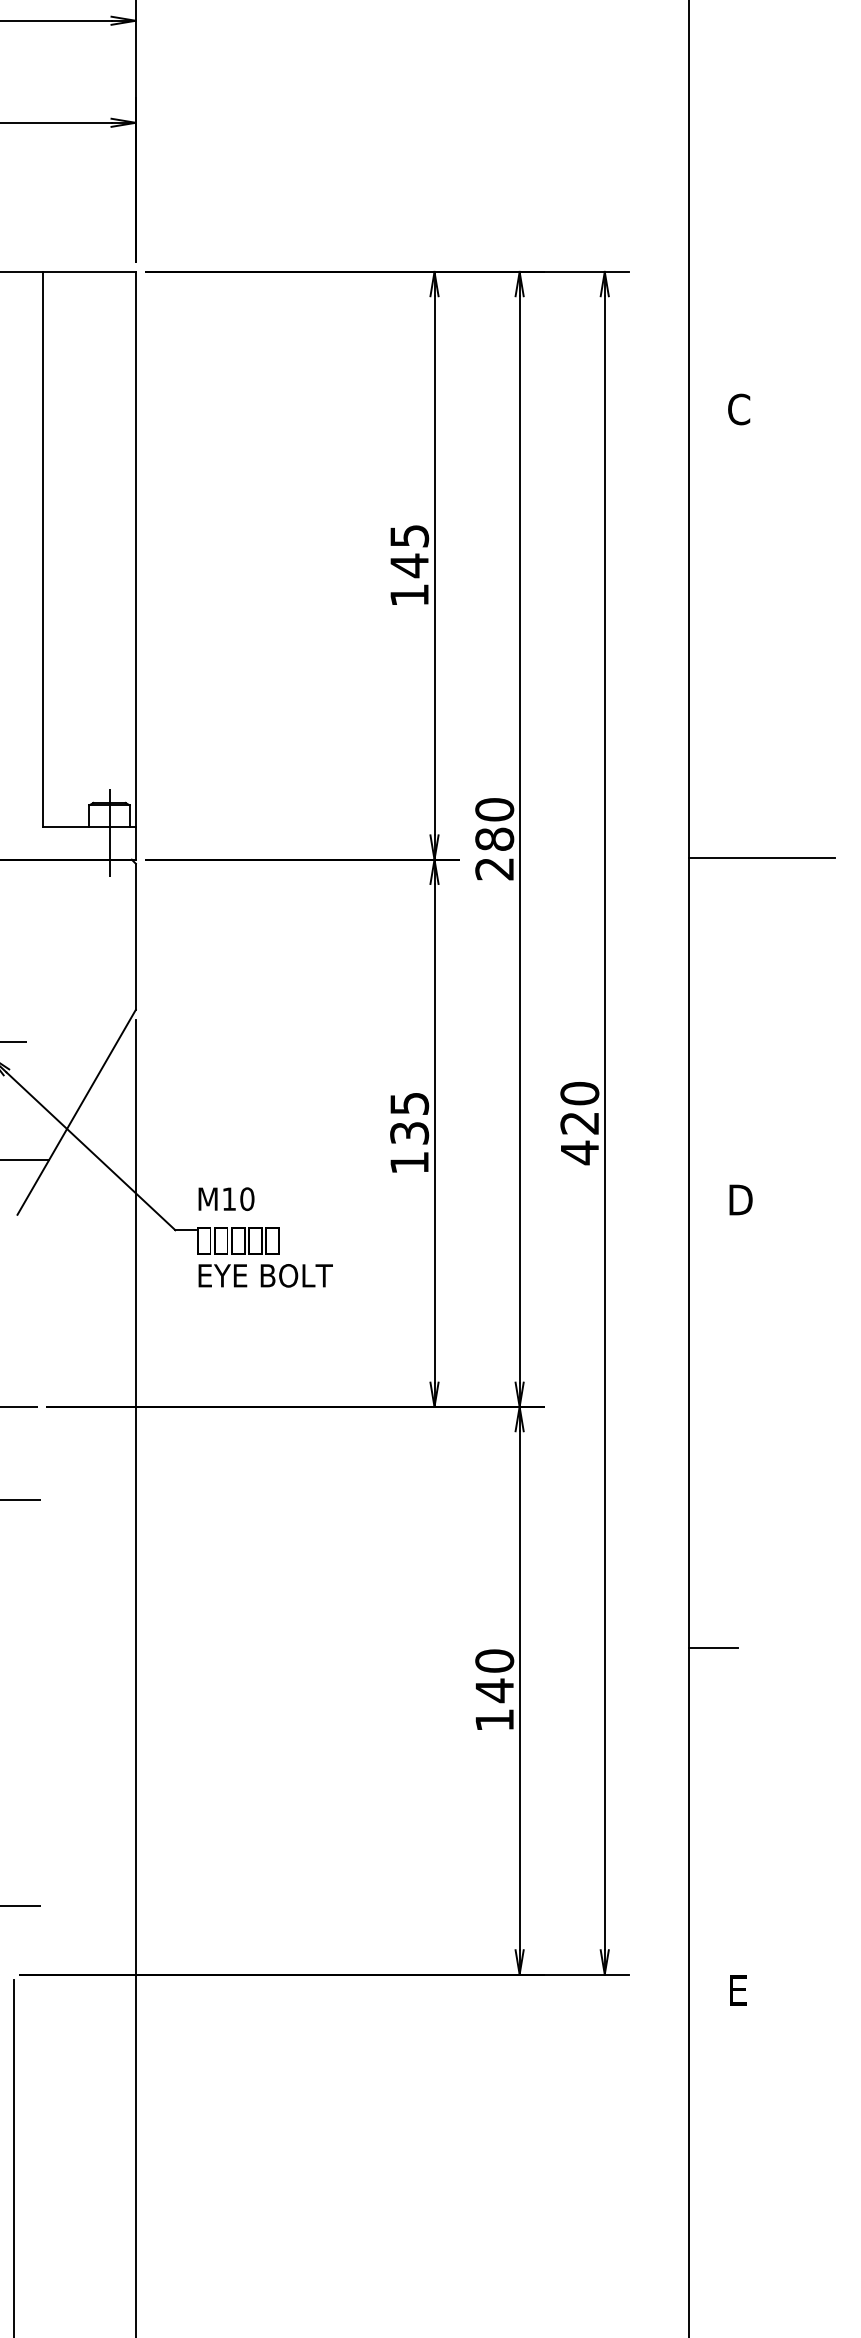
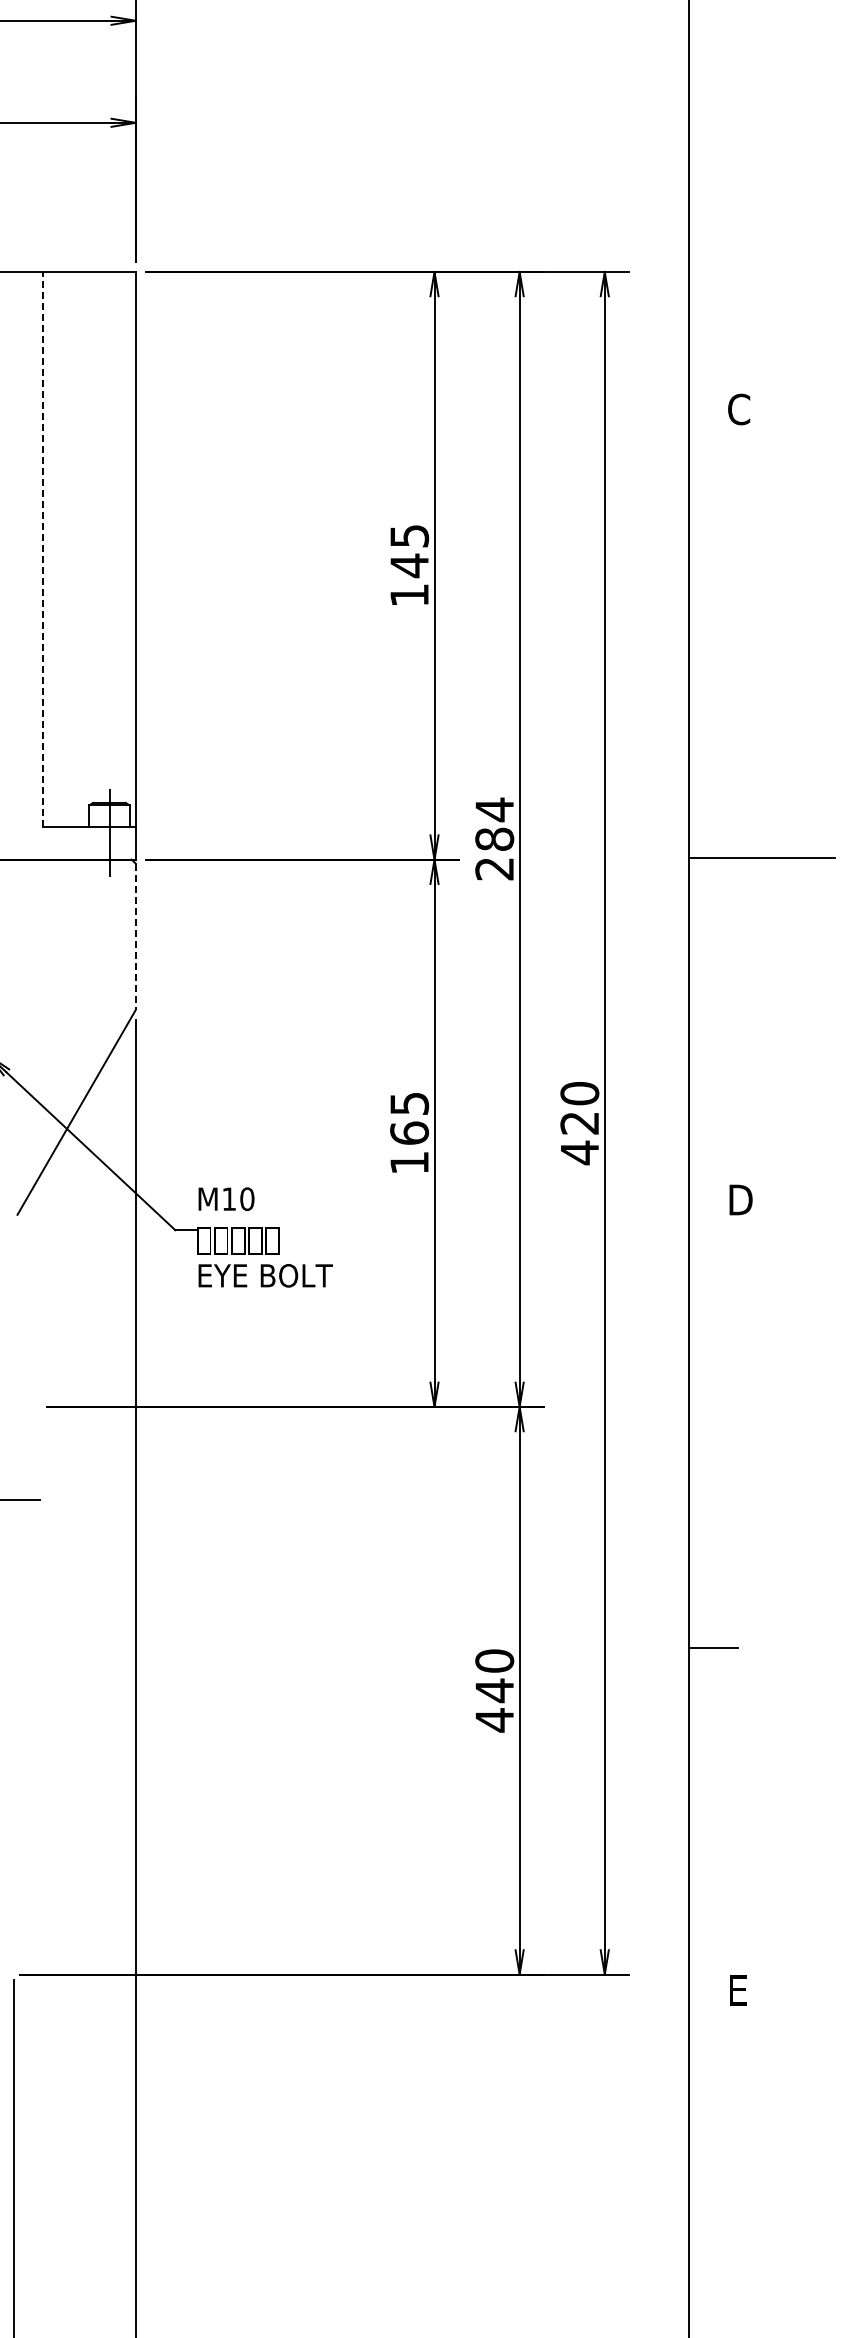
line: solid -> dashed (42, 549)
text: 280 -> 284 (494, 809)
line: solid -> dashed (135, 937)
line: present -> none (14, 1042)
text: 135 -> 165 (409, 1132)
line: present -> none (25, 1159)
line: present -> none (19, 1406)
text: 140 -> 440 (494, 1720)
line: present -> none (21, 1905)
